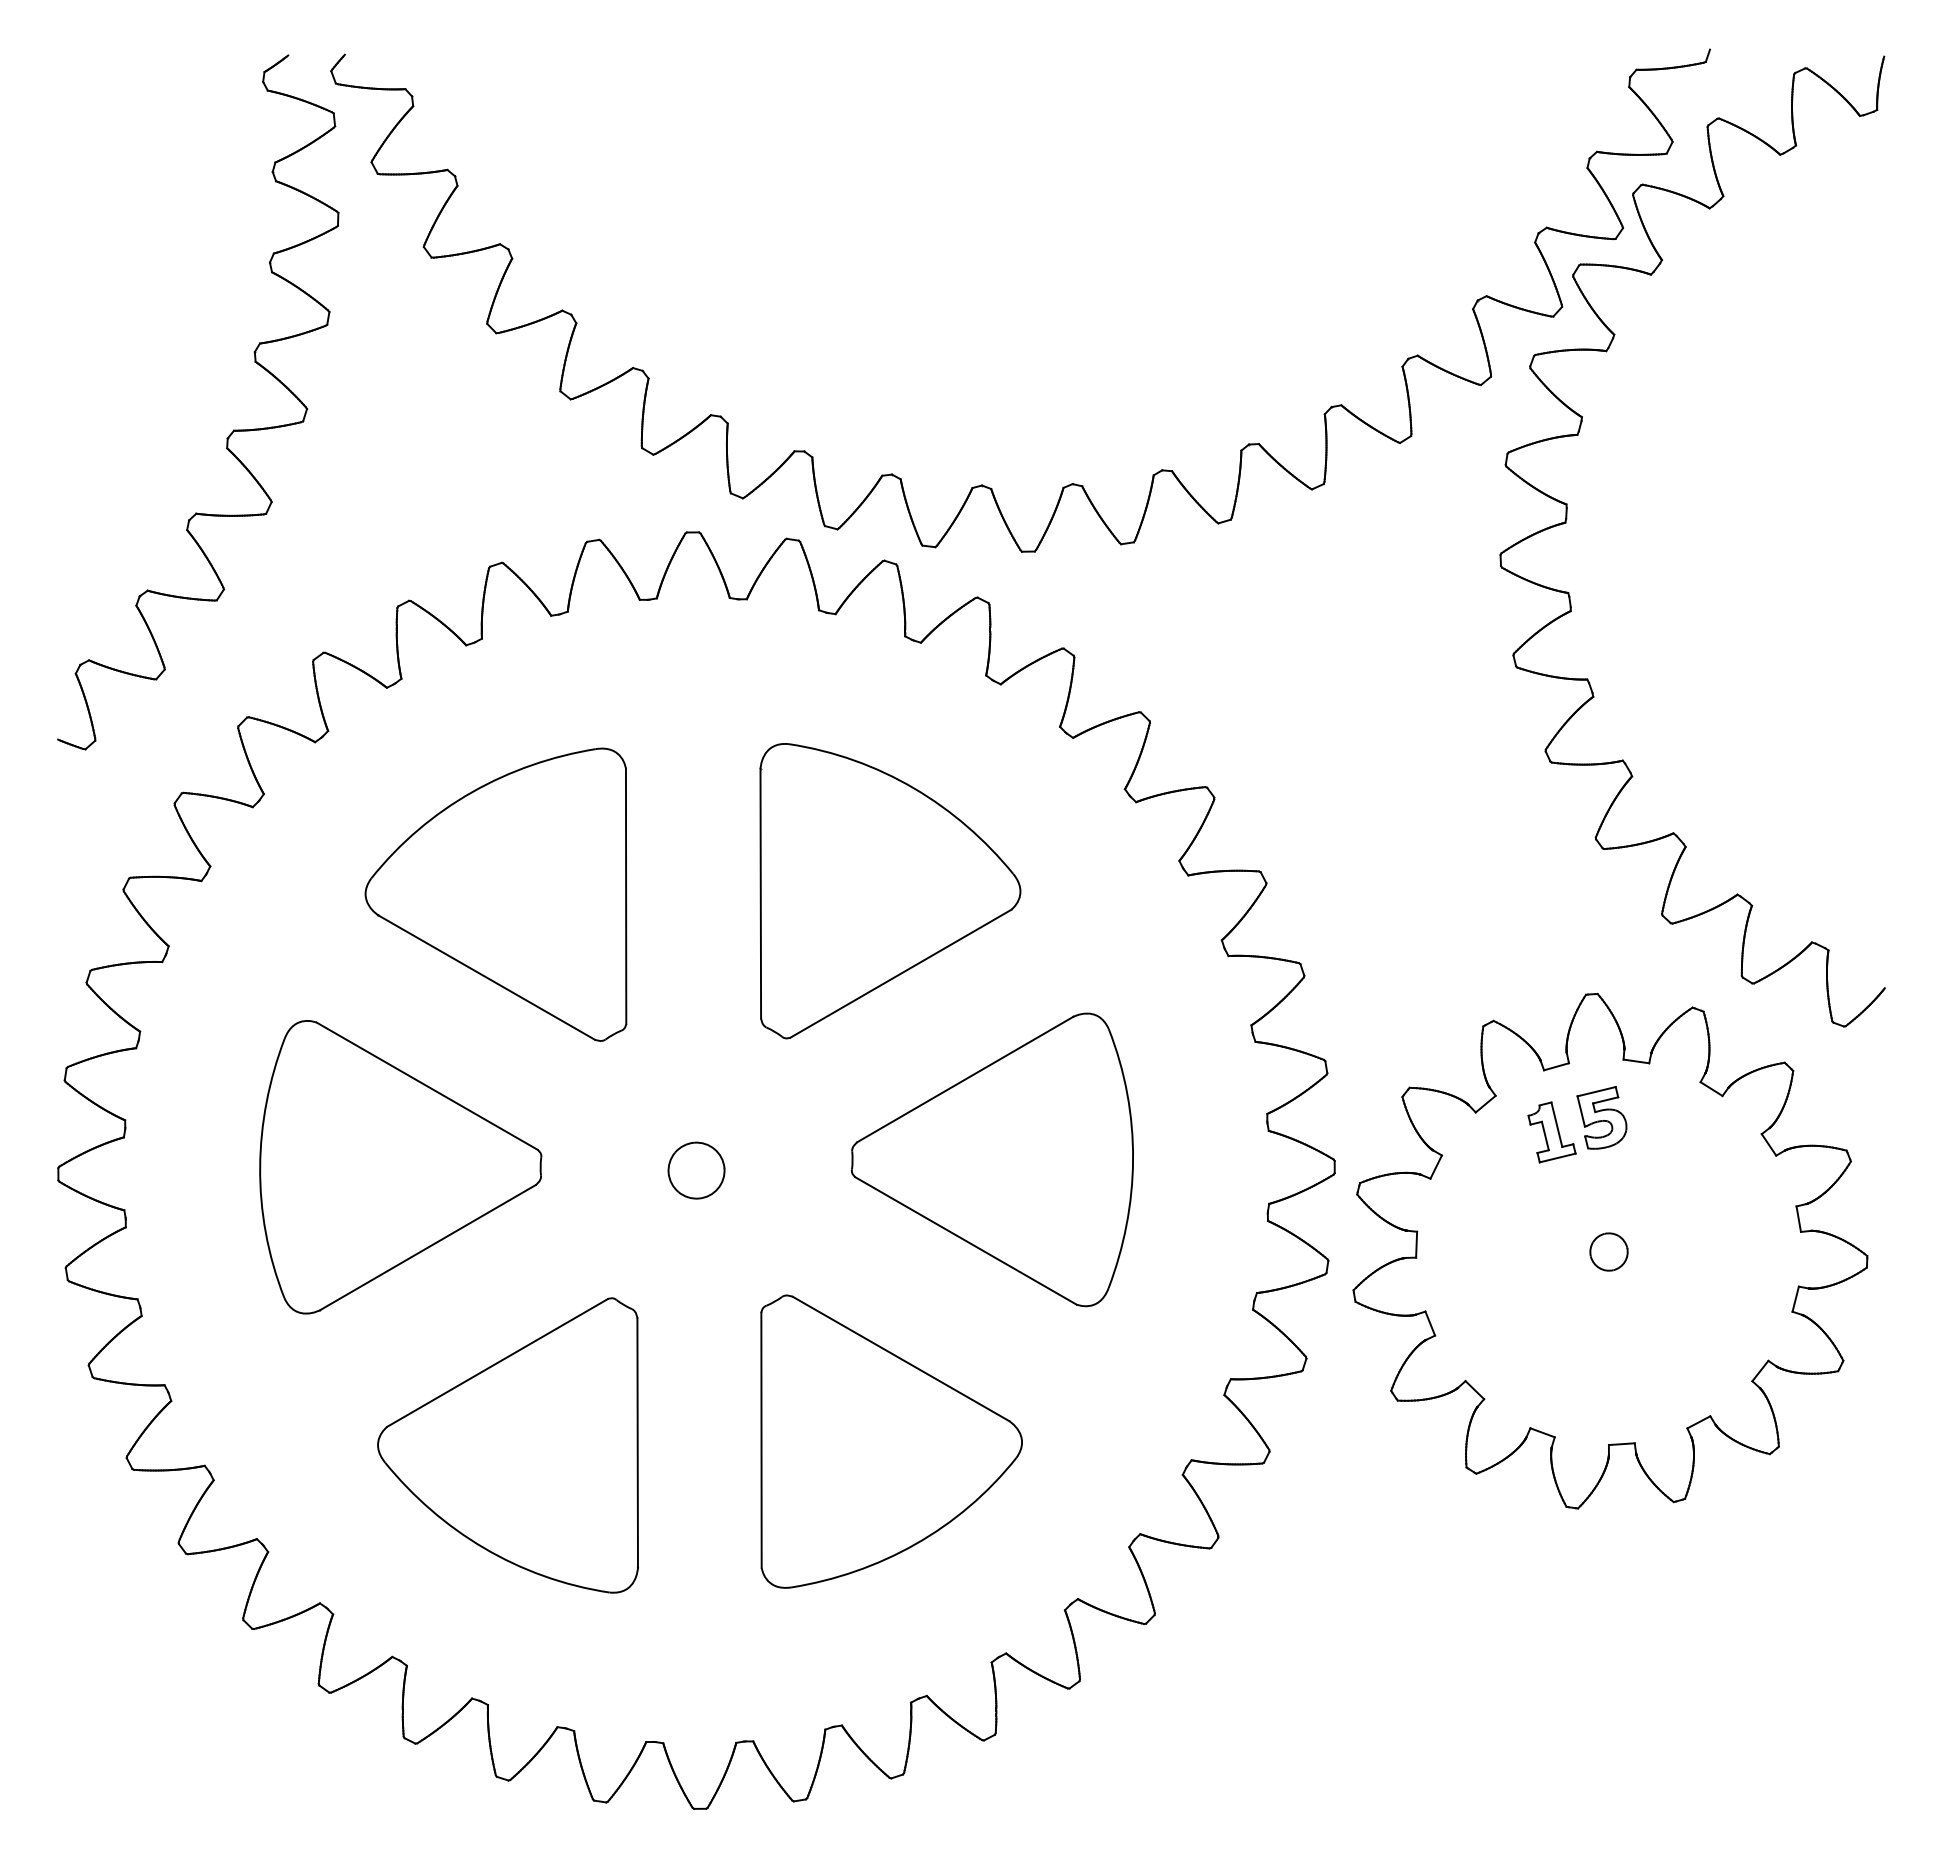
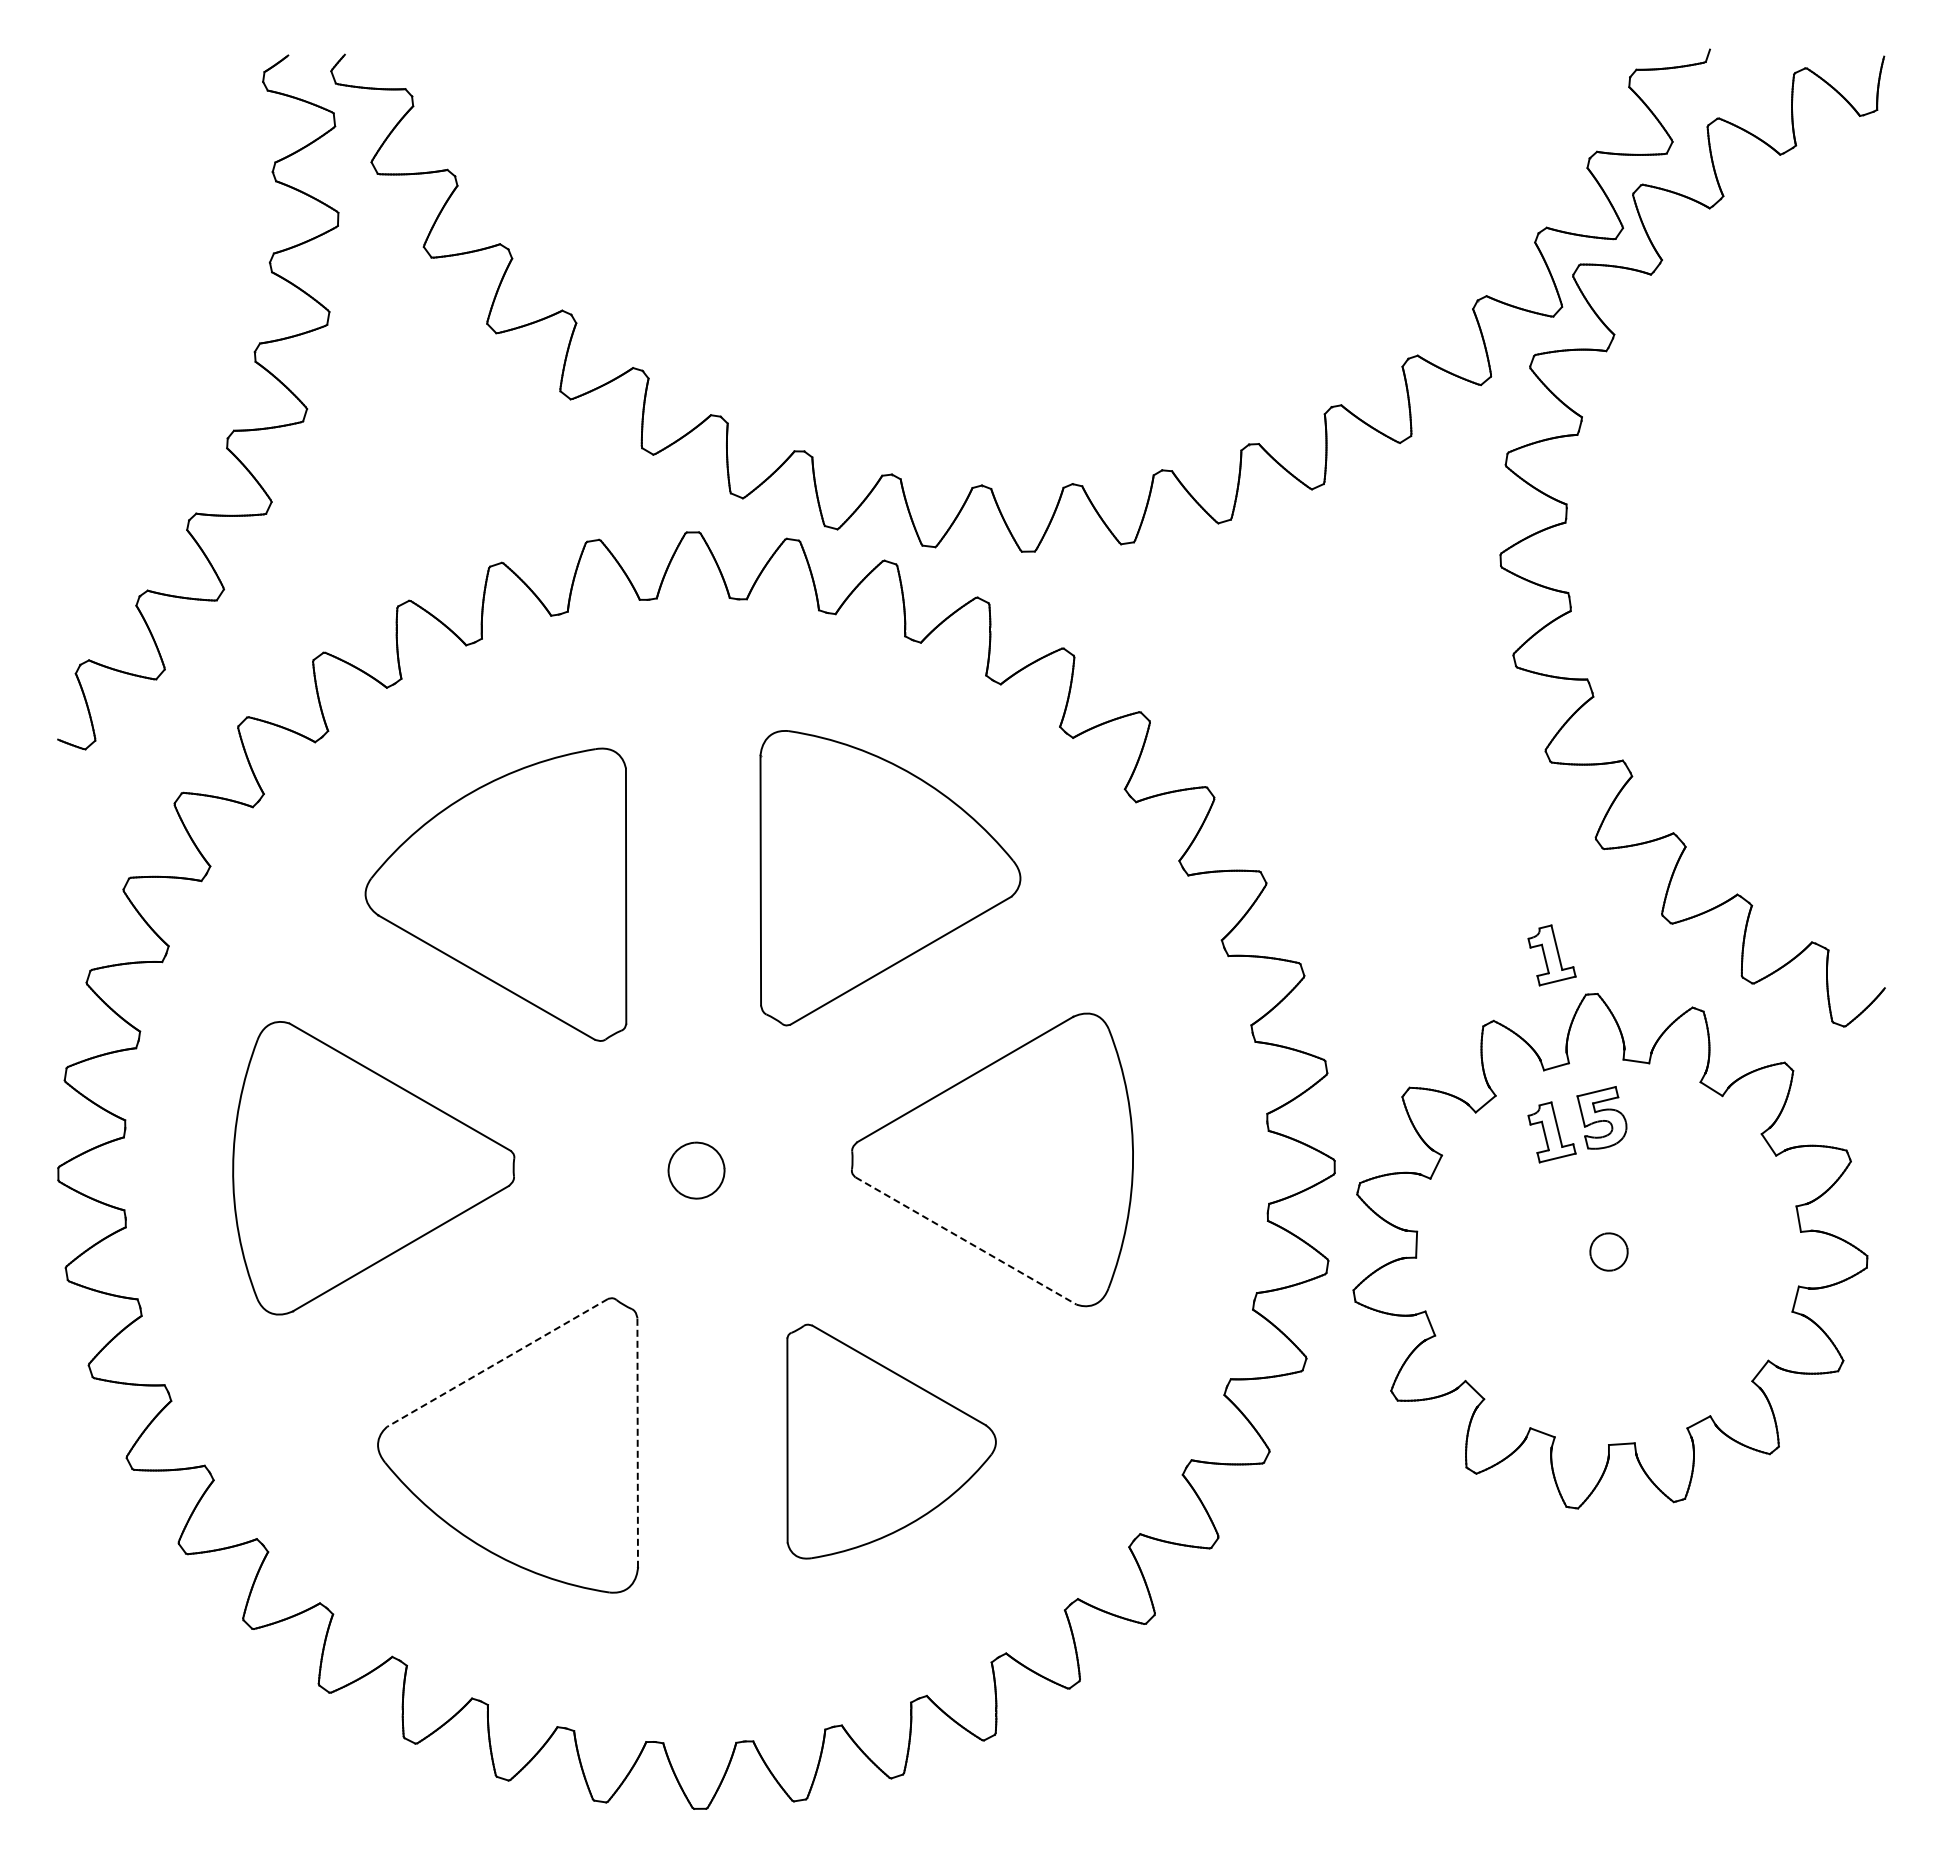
part position: (890, 891) -> (890, 878) (890, 878)
part: none -> present (1551, 955)
part position: (400, 1167) -> (373, 1168) (373, 1168)
line: solid -> dashed (966, 1241)
line: solid -> dashed (497, 1363)
part size: 263x295 px -> 211x237 px (891, 1441)
line: solid -> dashed (637, 1443)
